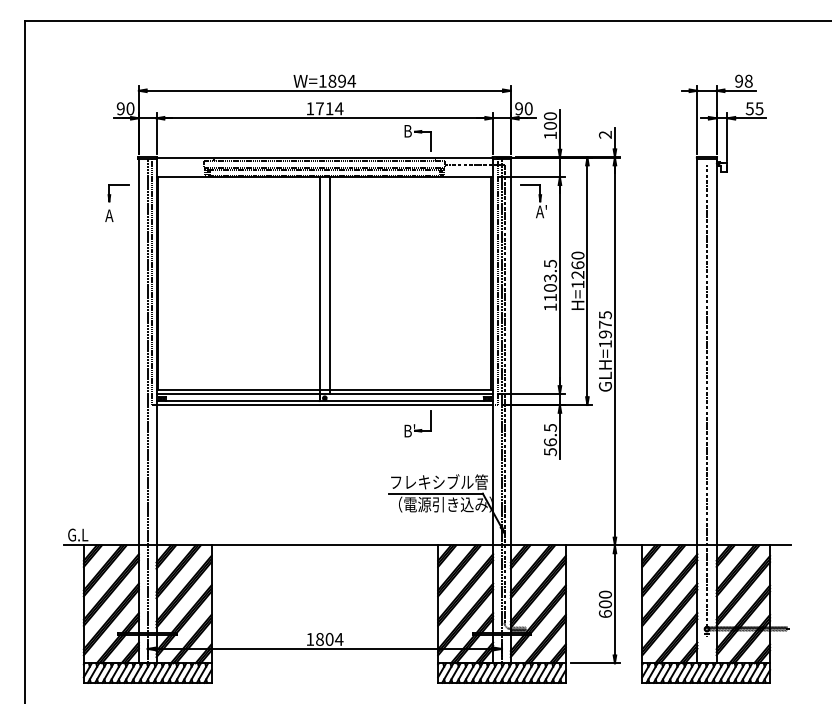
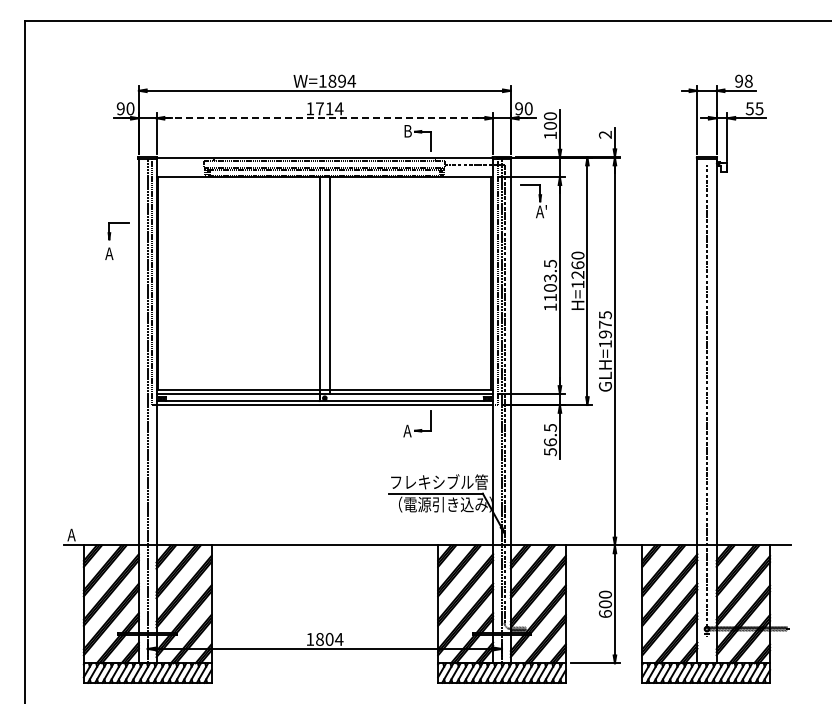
line: solid -> dashed (325, 118)
part position: (110, 202) -> (110, 240) (110, 240)
text: B' -> A (409, 430)
text: G.L -> A (77, 534)
